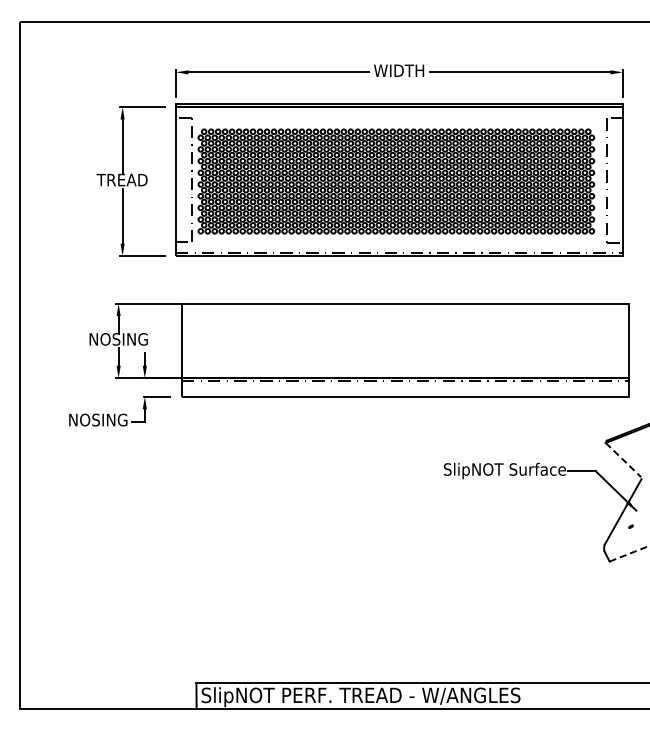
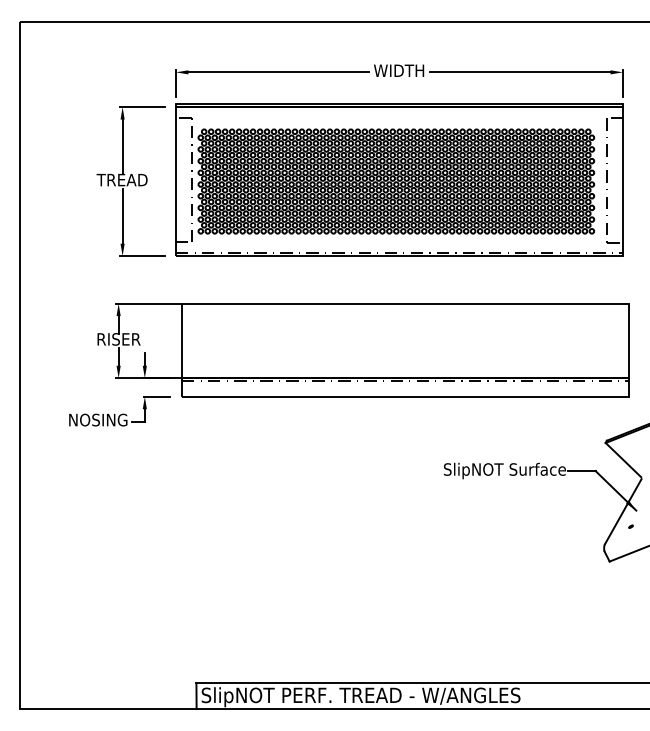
text: NOSING -> RISER (118, 339)
line: dashed -> solid (623, 460)
line: dashed -> solid (630, 553)
